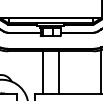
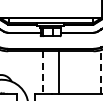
line: solid -> dashed (101, 71)
line: solid -> dashed (42, 73)
